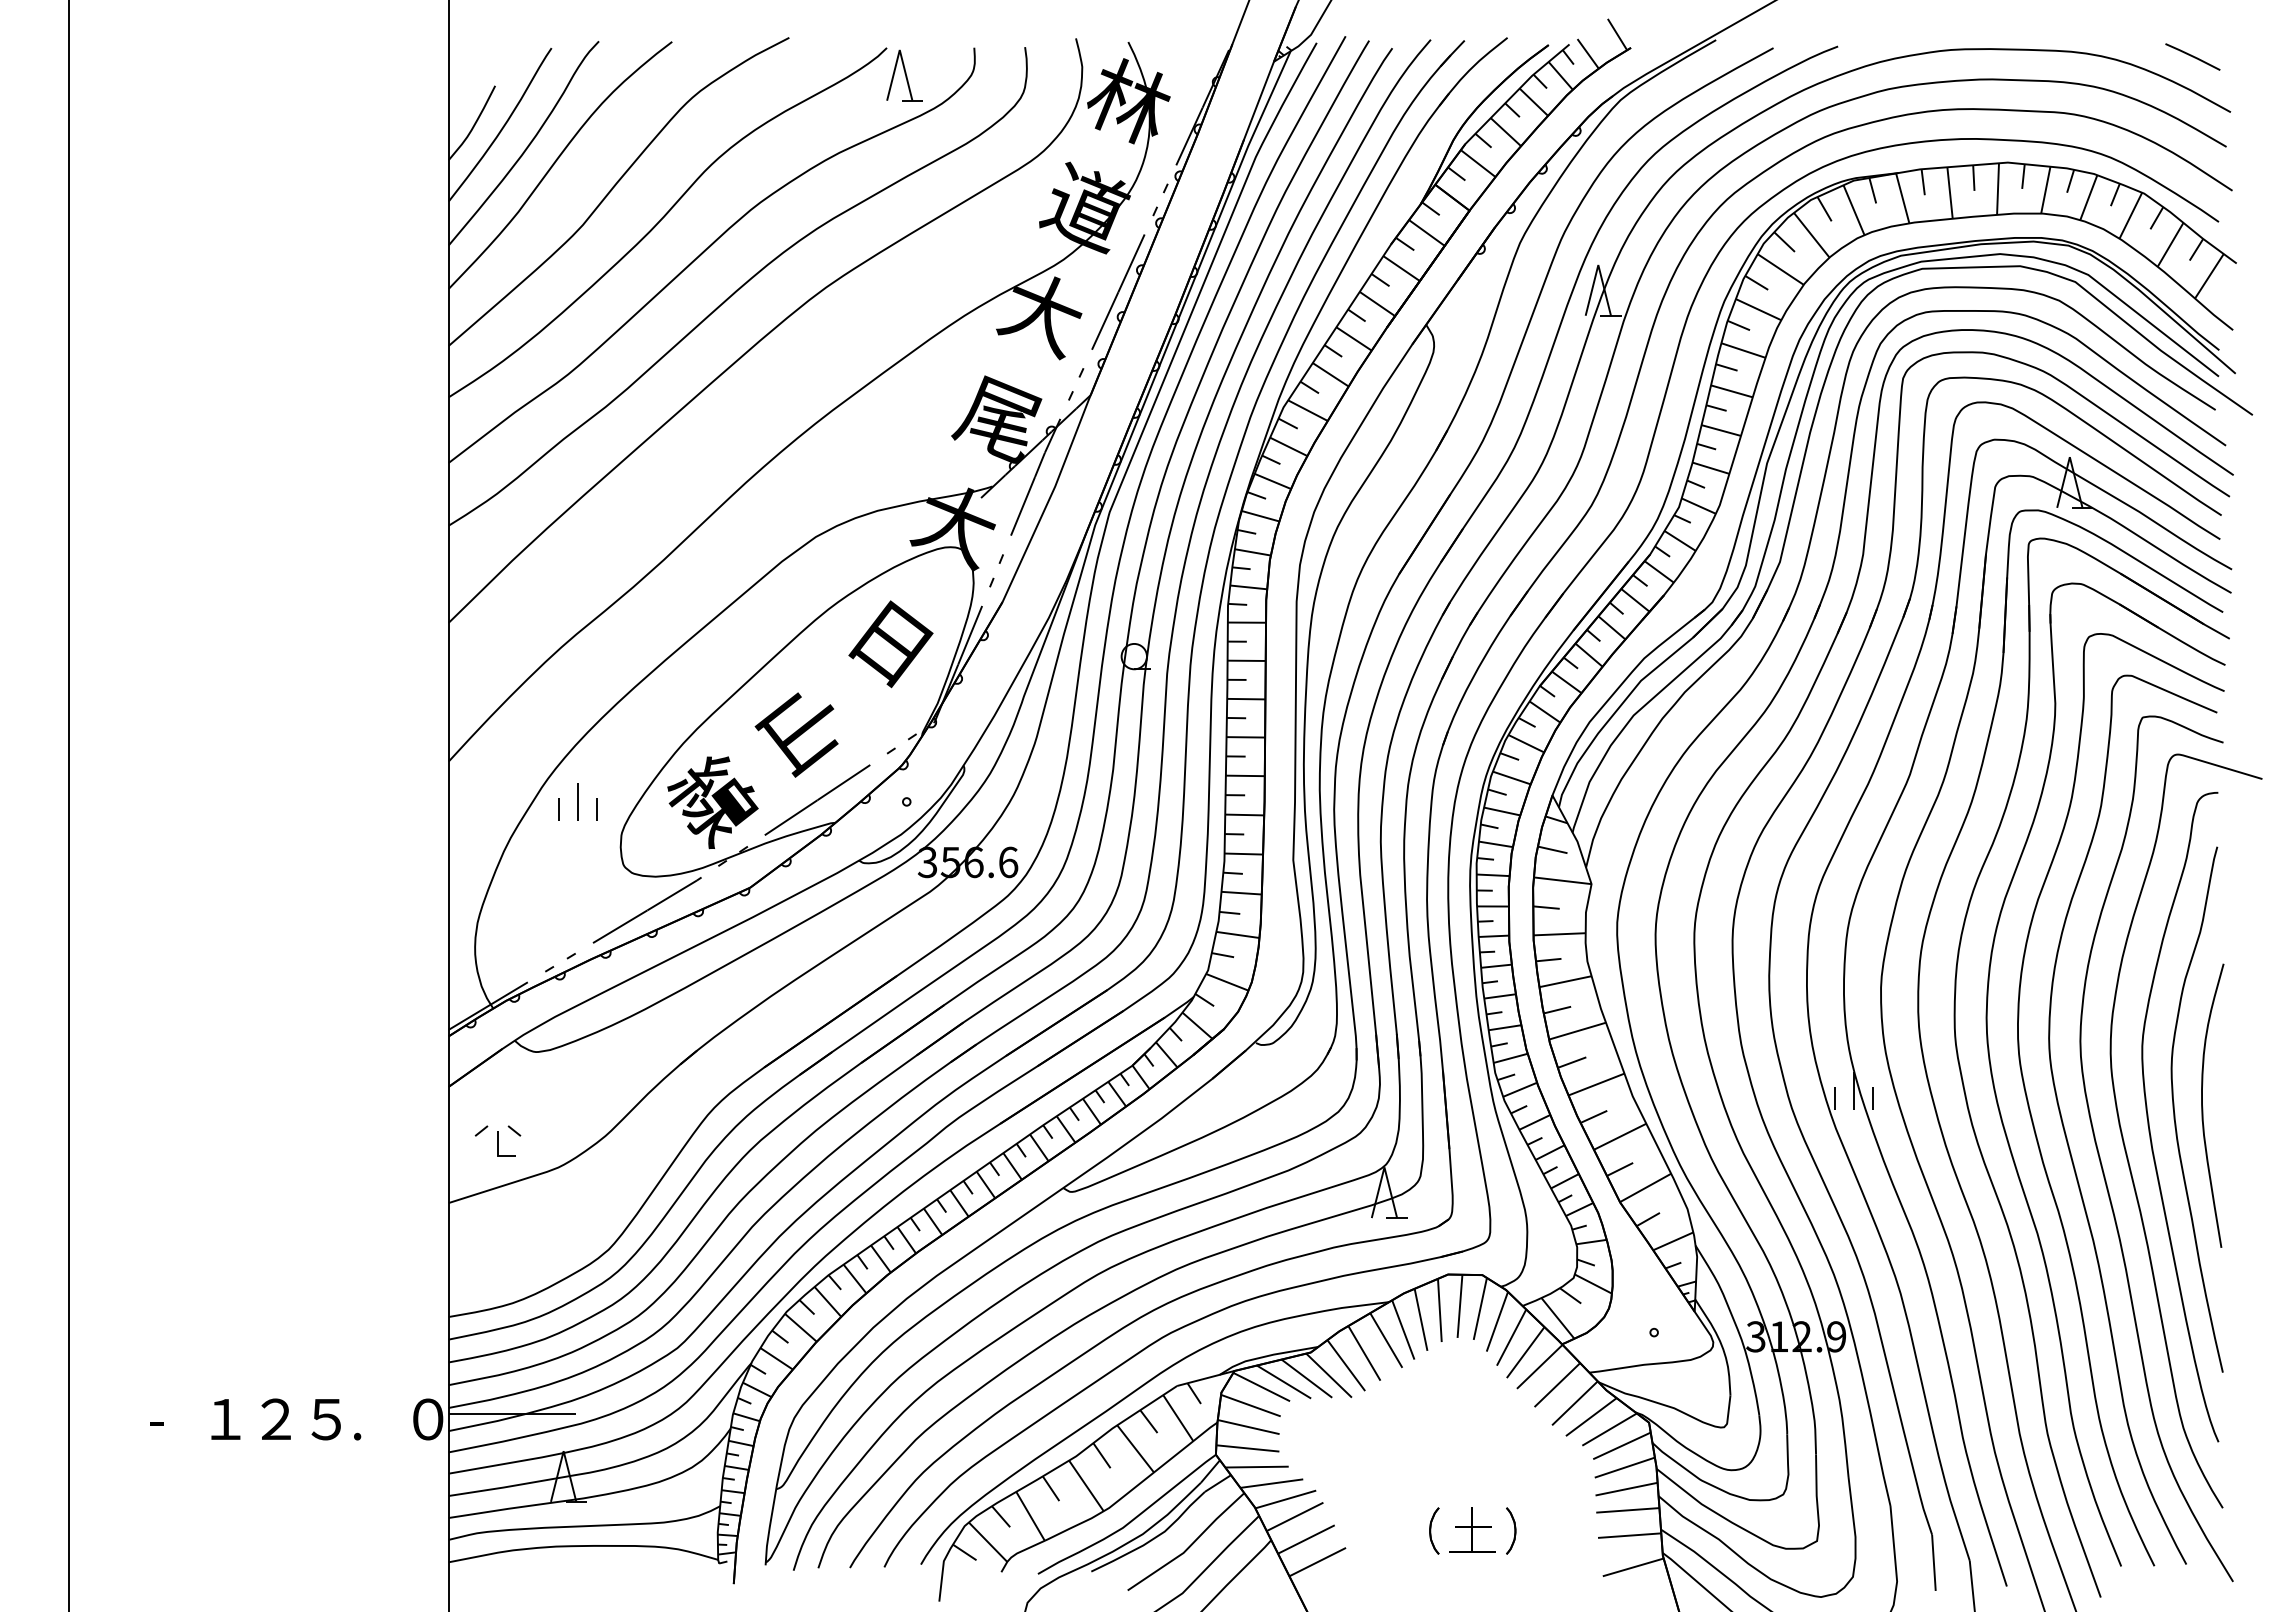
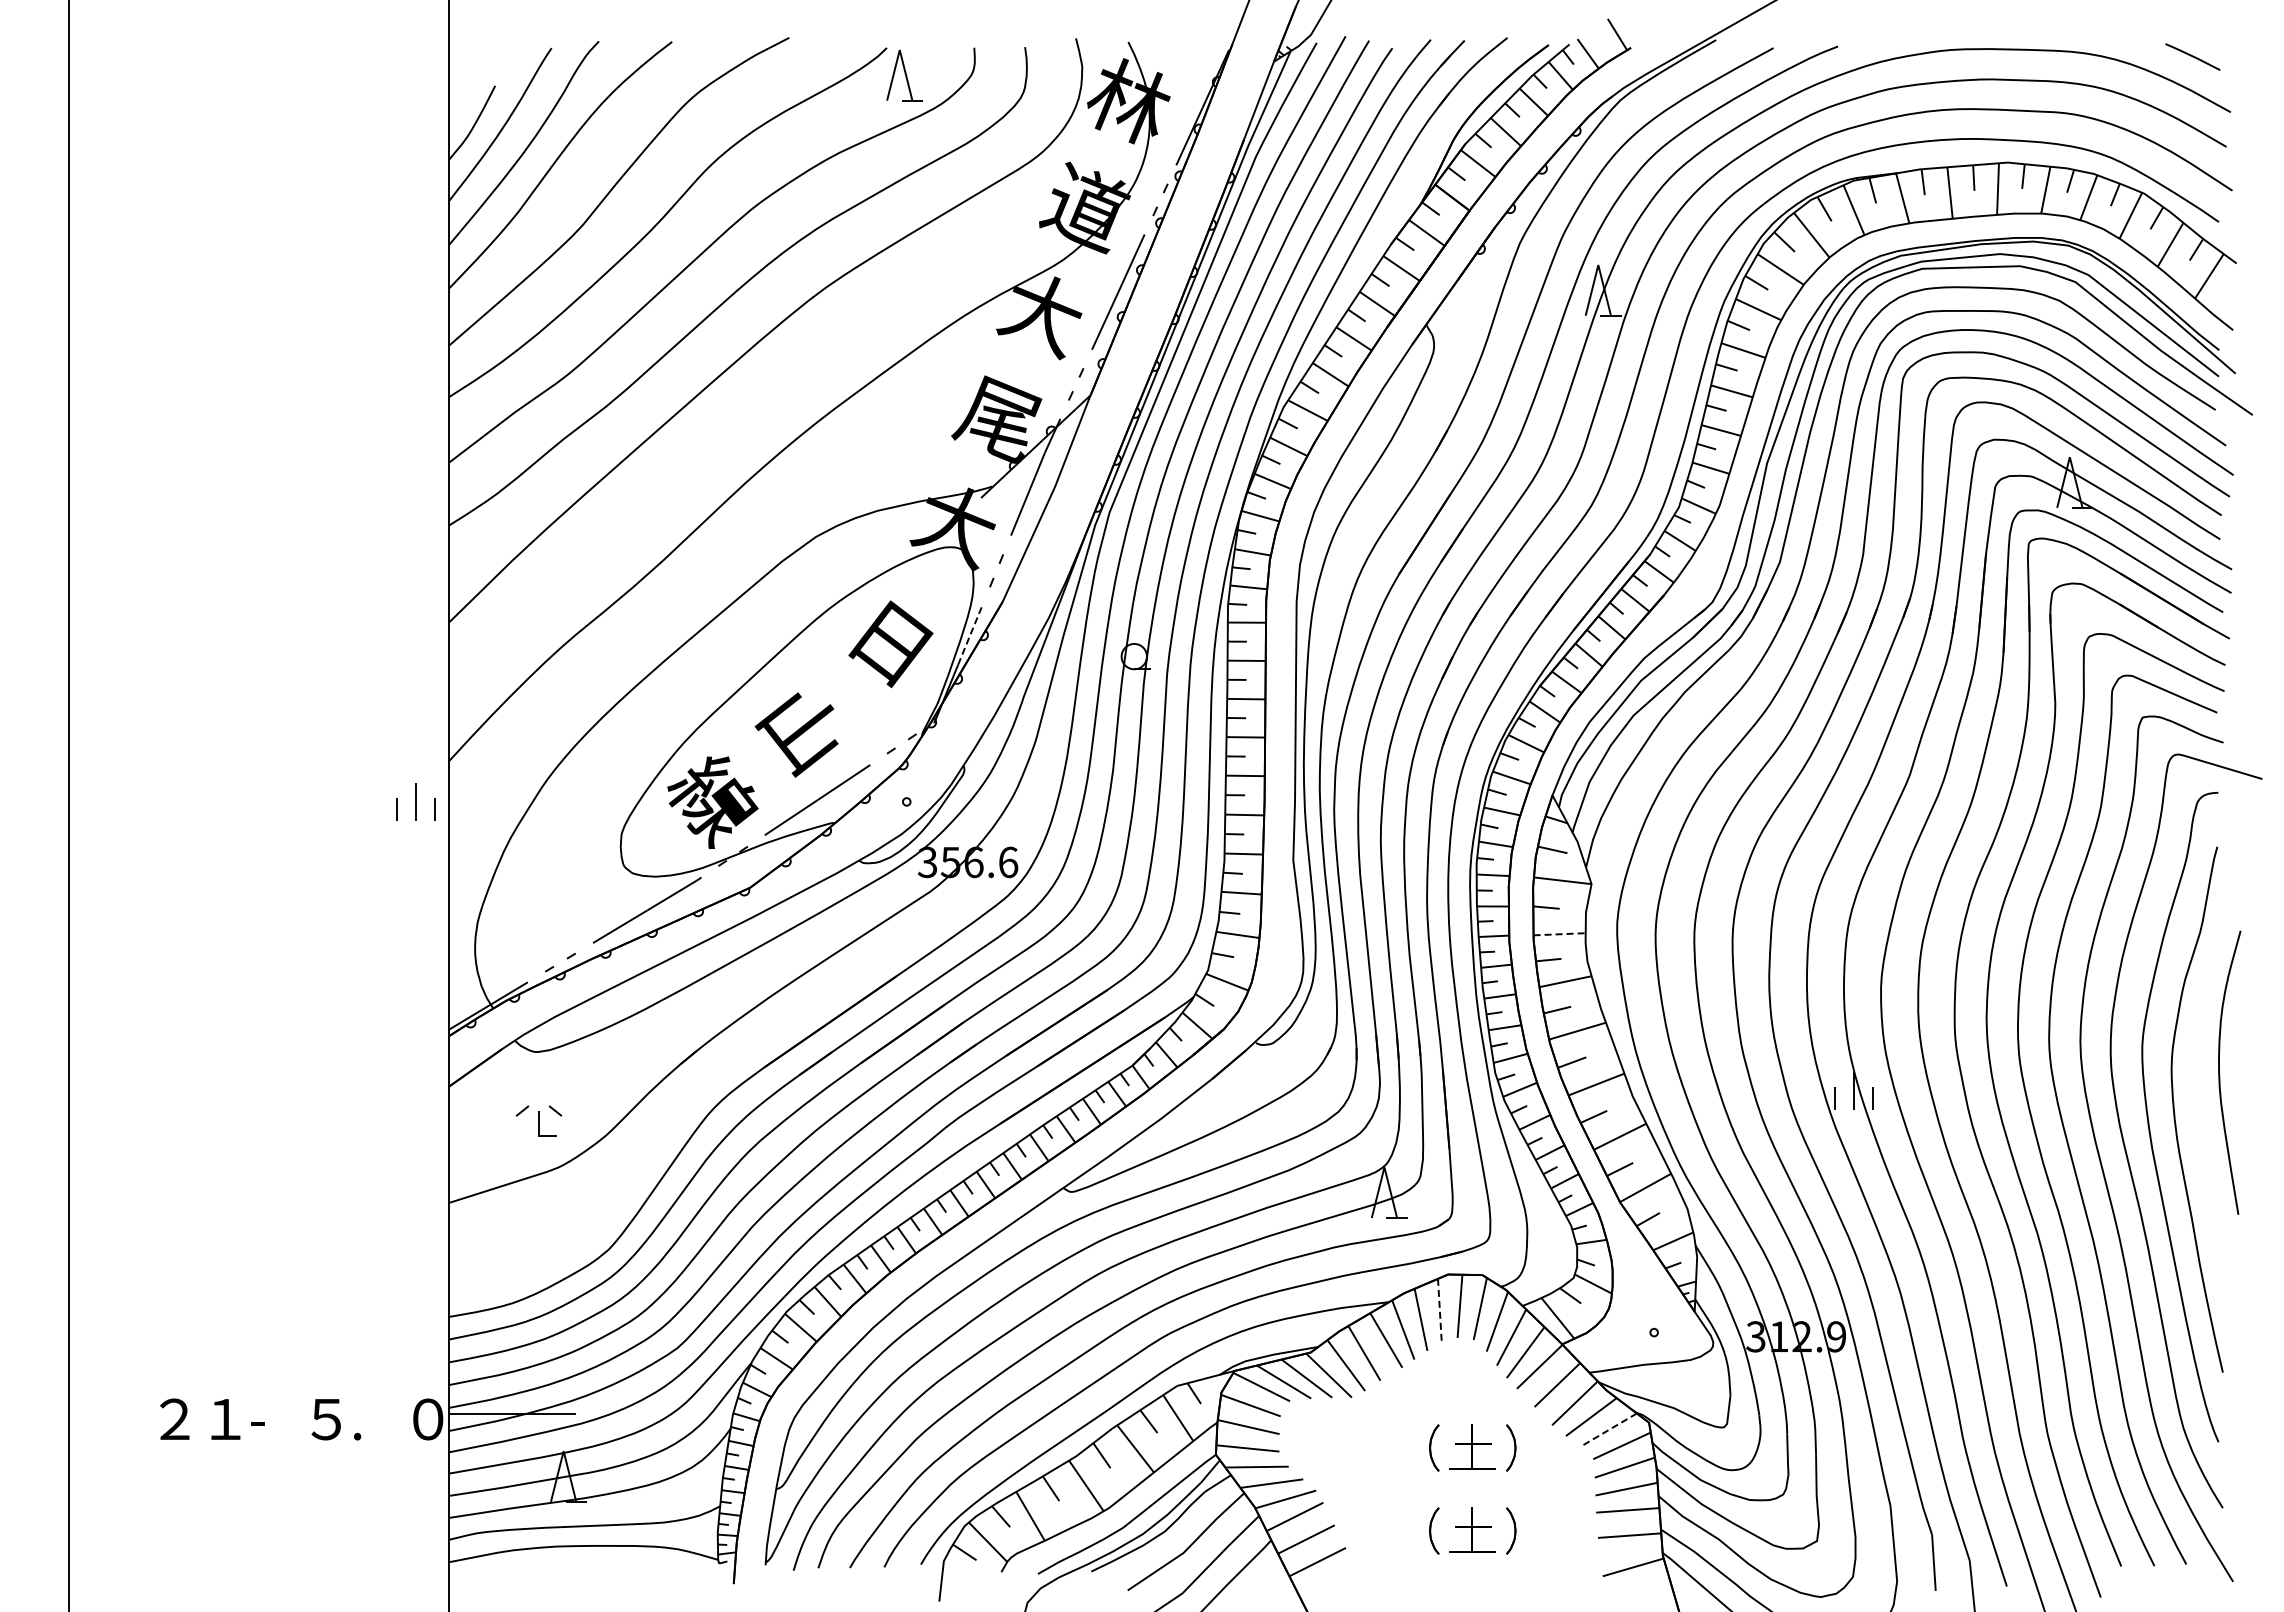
line: solid -> dashed (970, 635)
part position: (577, 801) -> (415, 801) (415, 801)
line: solid -> dashed (1560, 934)
curve position: (2203, 1107) -> (2220, 1074) (2220, 1074)
part position: (497, 1140) -> (538, 1120) (538, 1120)
line: solid -> dashed (1439, 1310)
text: - -> ２ (169, 1418)
text: ２ -> - (270, 1418)
line: solid -> dashed (1609, 1429)
part: none -> present (1472, 1447)
